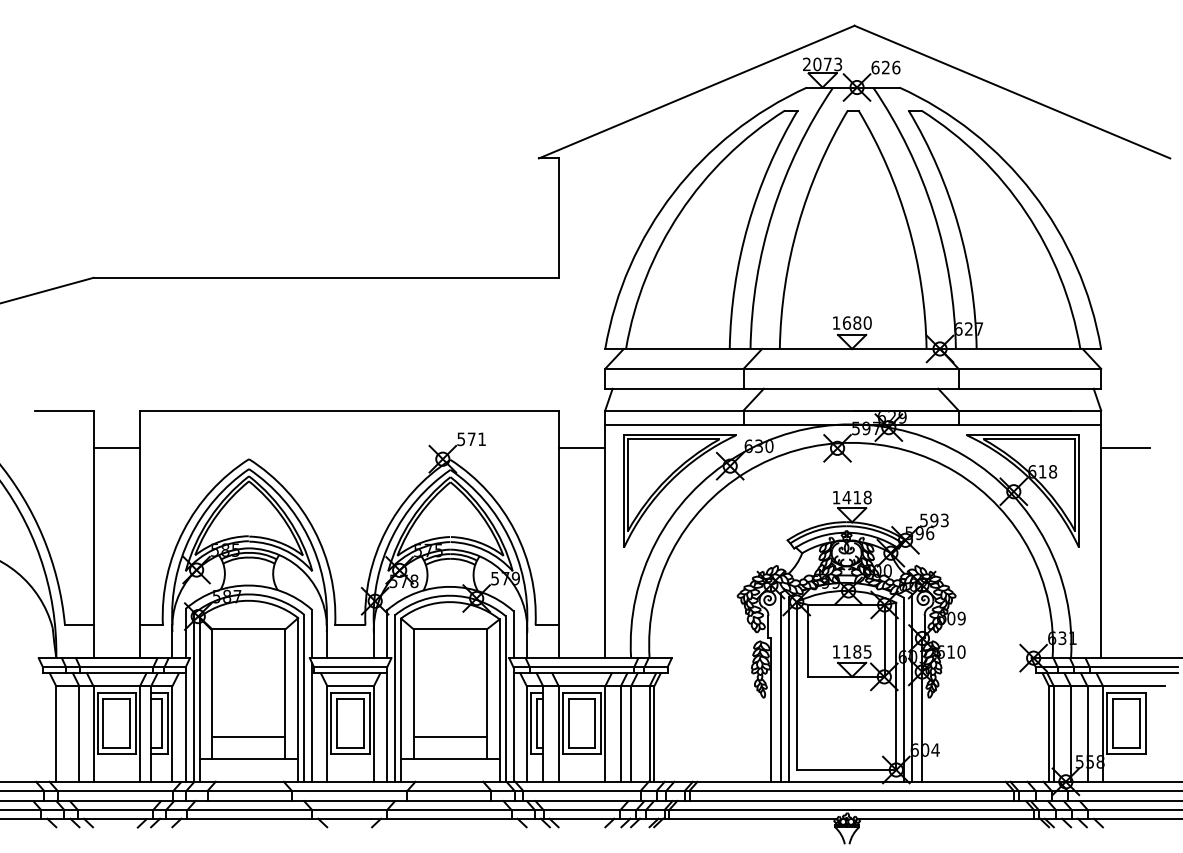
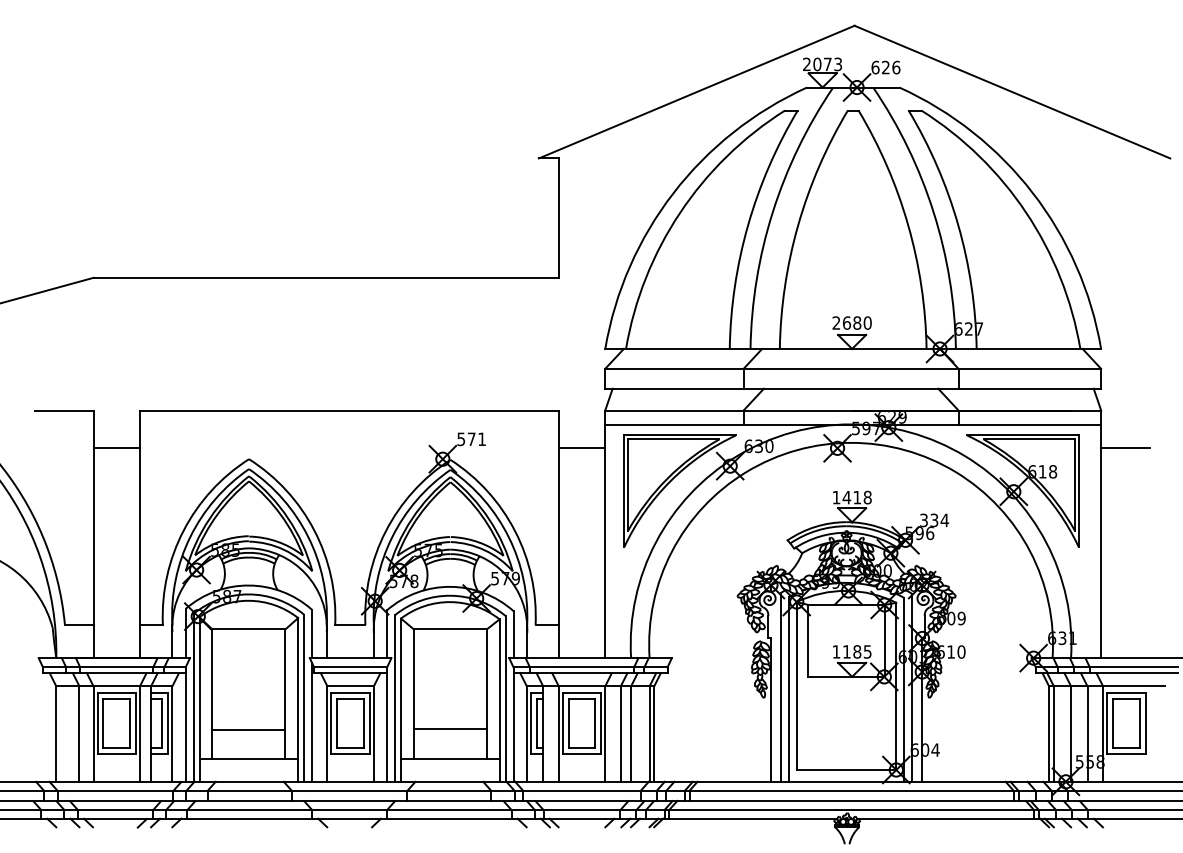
text: 1680 -> 2680 (836, 322)
text: 593 -> 334 (934, 520)
line position: (248, 736) -> (248, 729) (248, 729)
line position: (449, 736) -> (449, 728) (449, 728)
